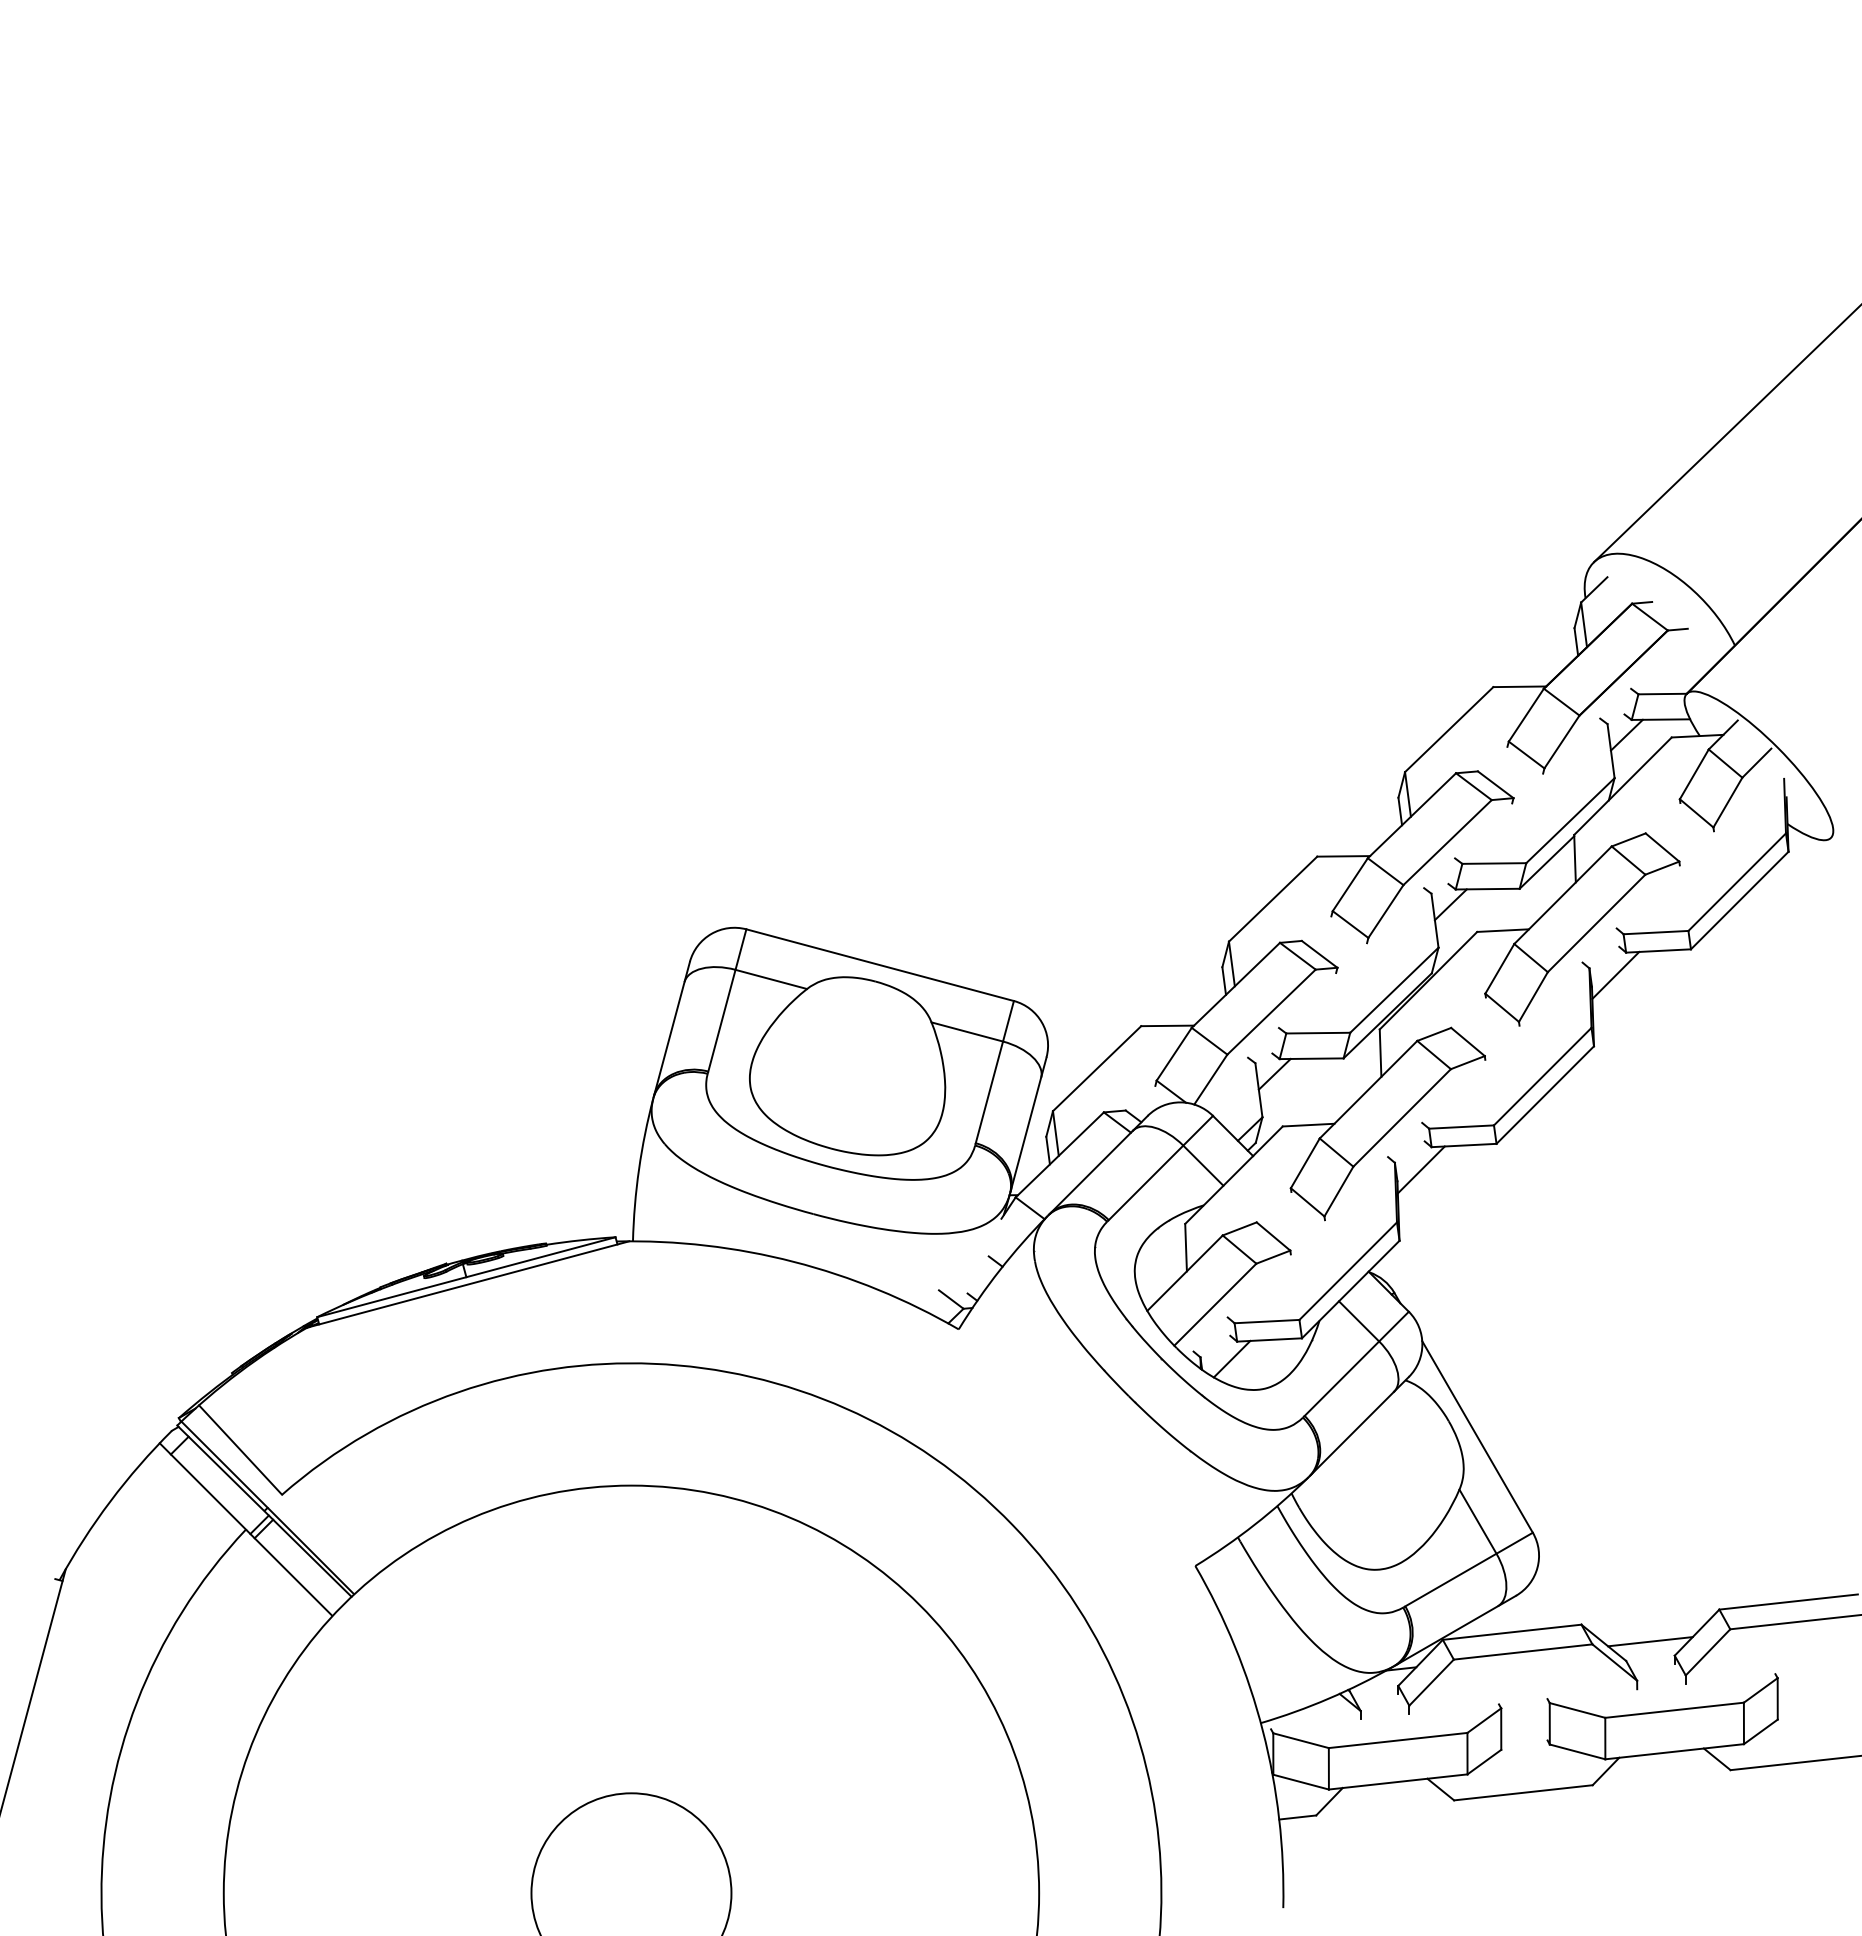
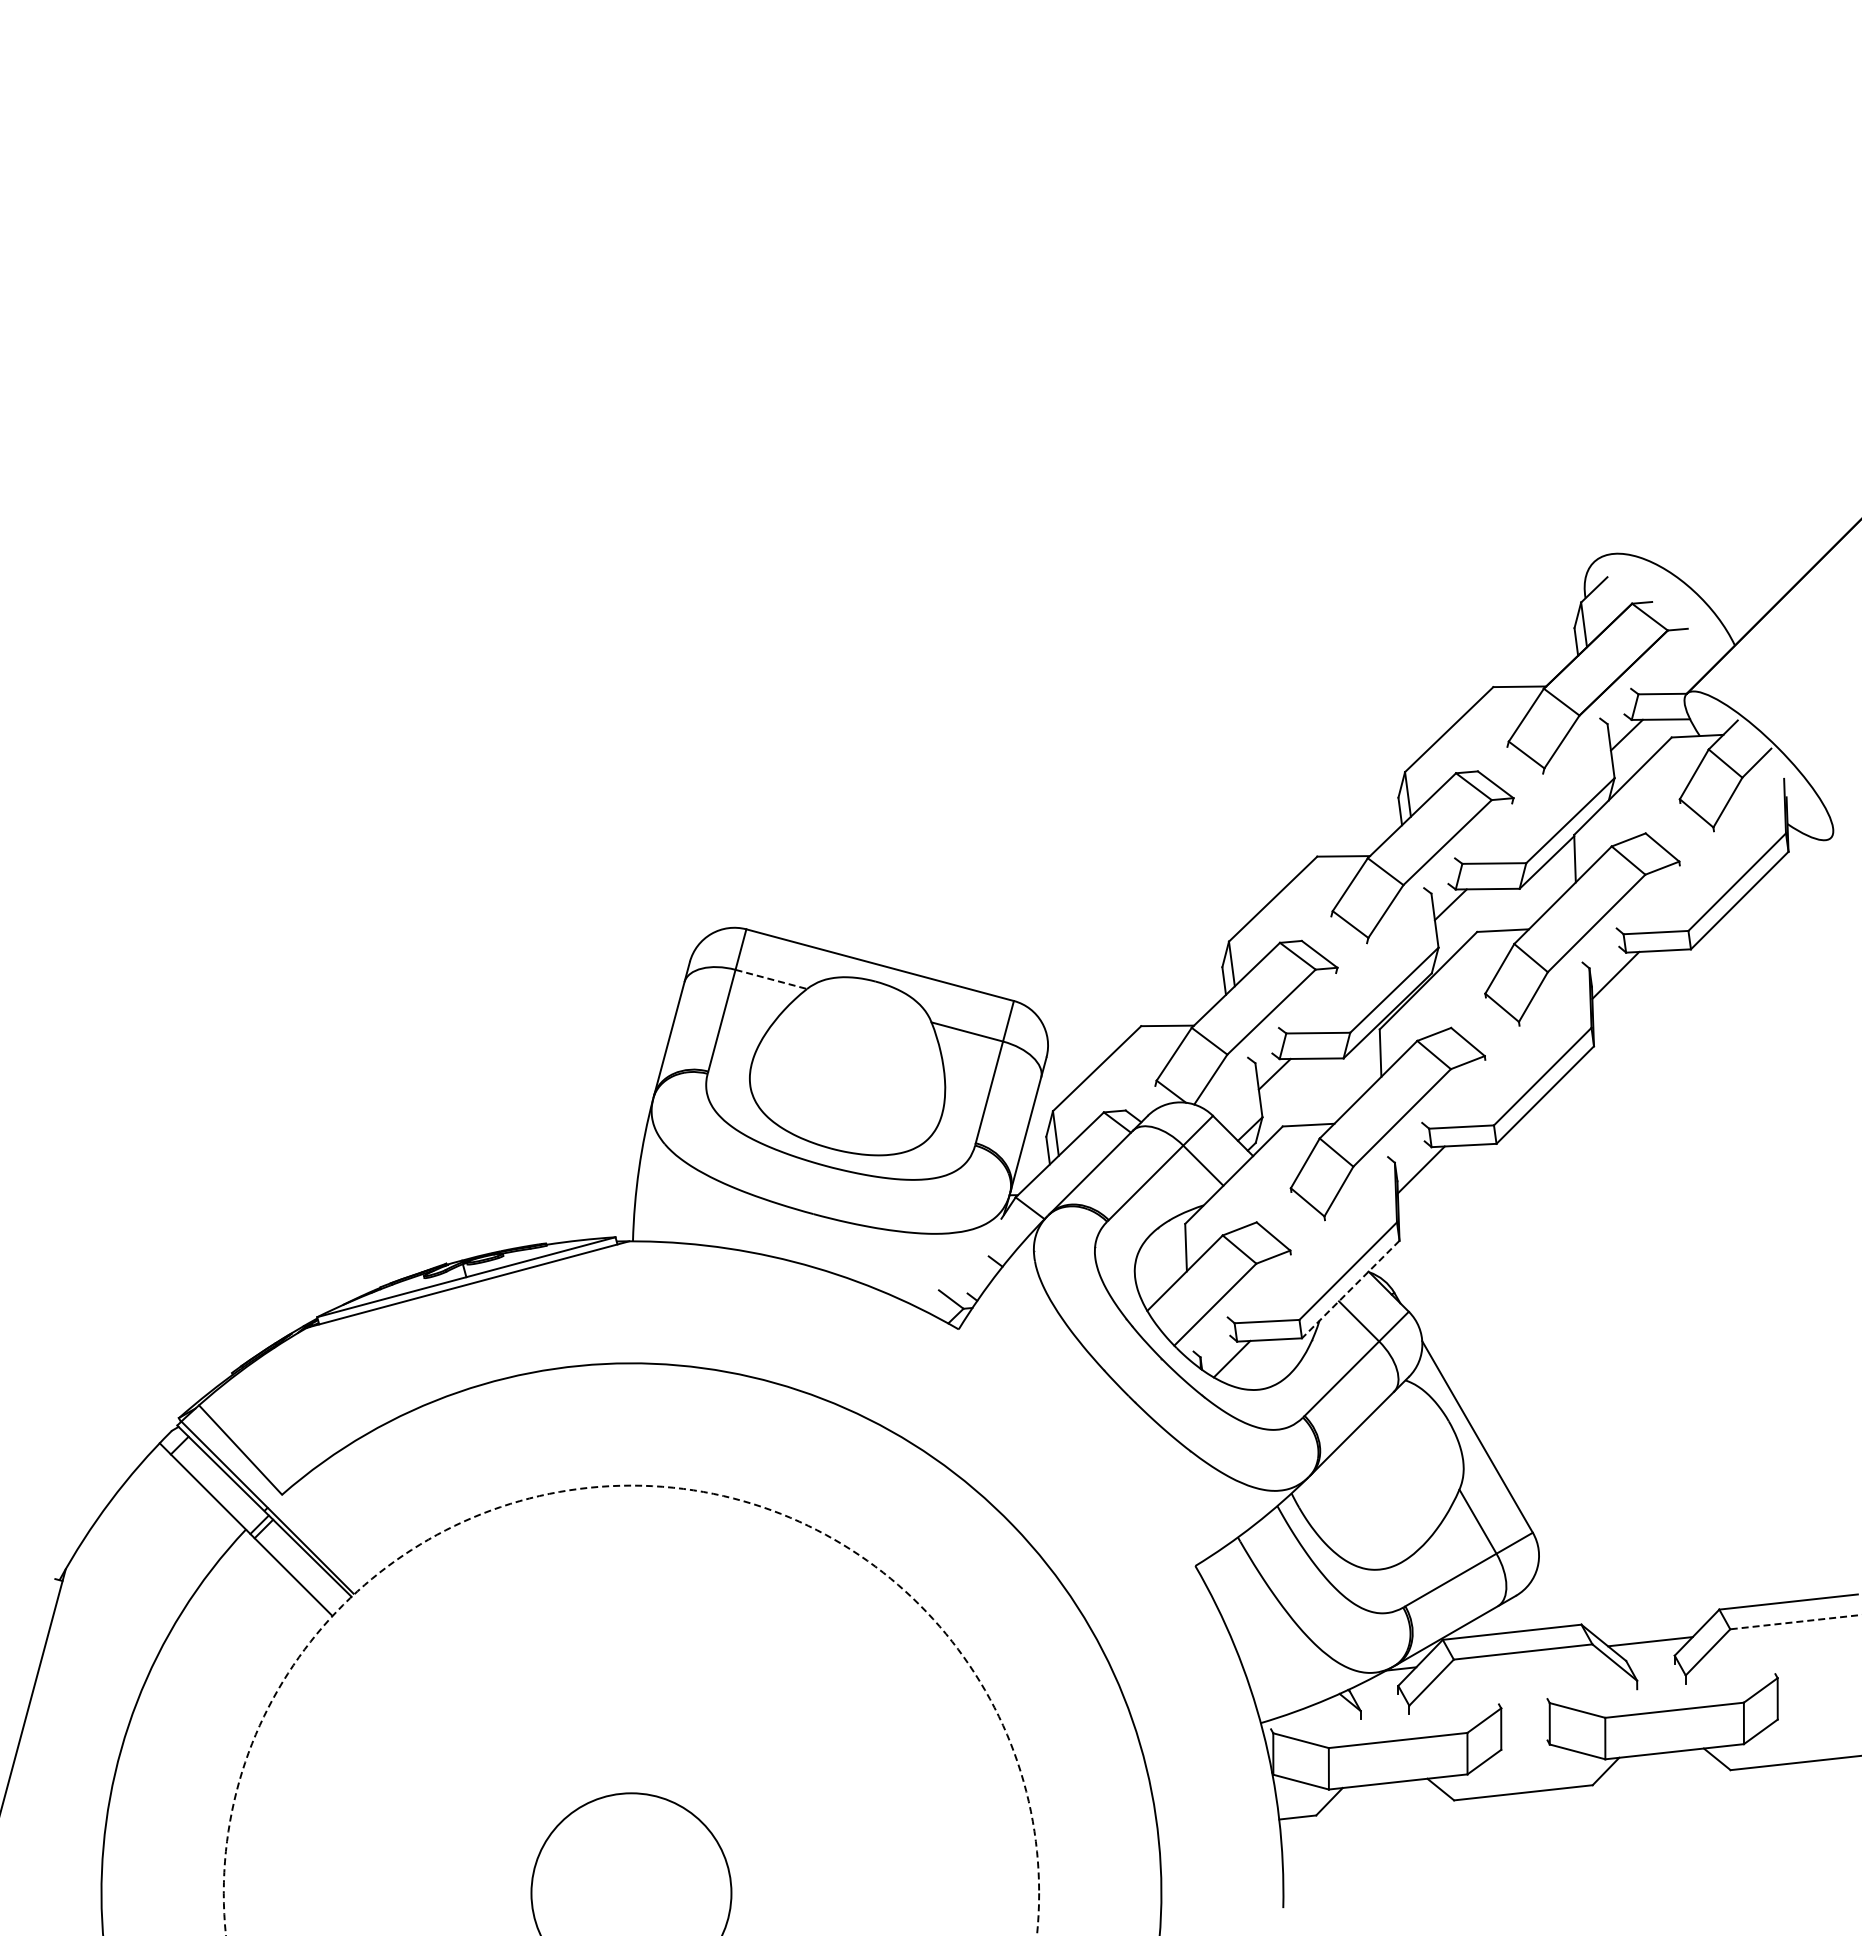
line: present -> none (1726, 434)
line: solid -> dashed (771, 979)
line: solid -> dashed (1350, 1289)
line: solid -> dashed (1795, 1622)
circle: solid -> dashed (631, 1710)
